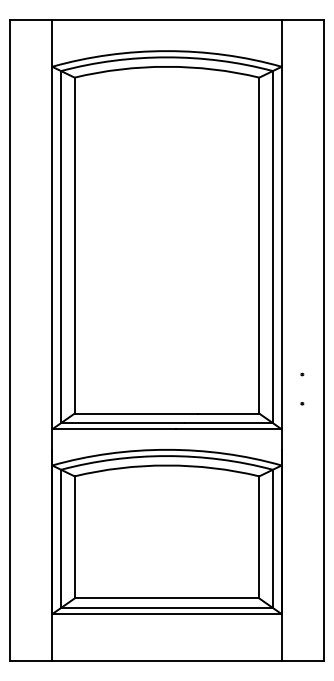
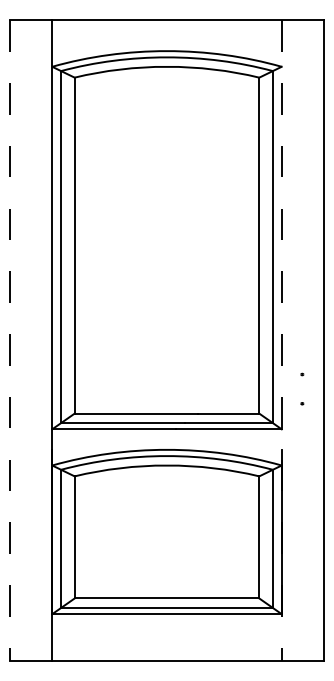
line: solid -> dashed (10, 340)
line: solid -> dashed (281, 340)
